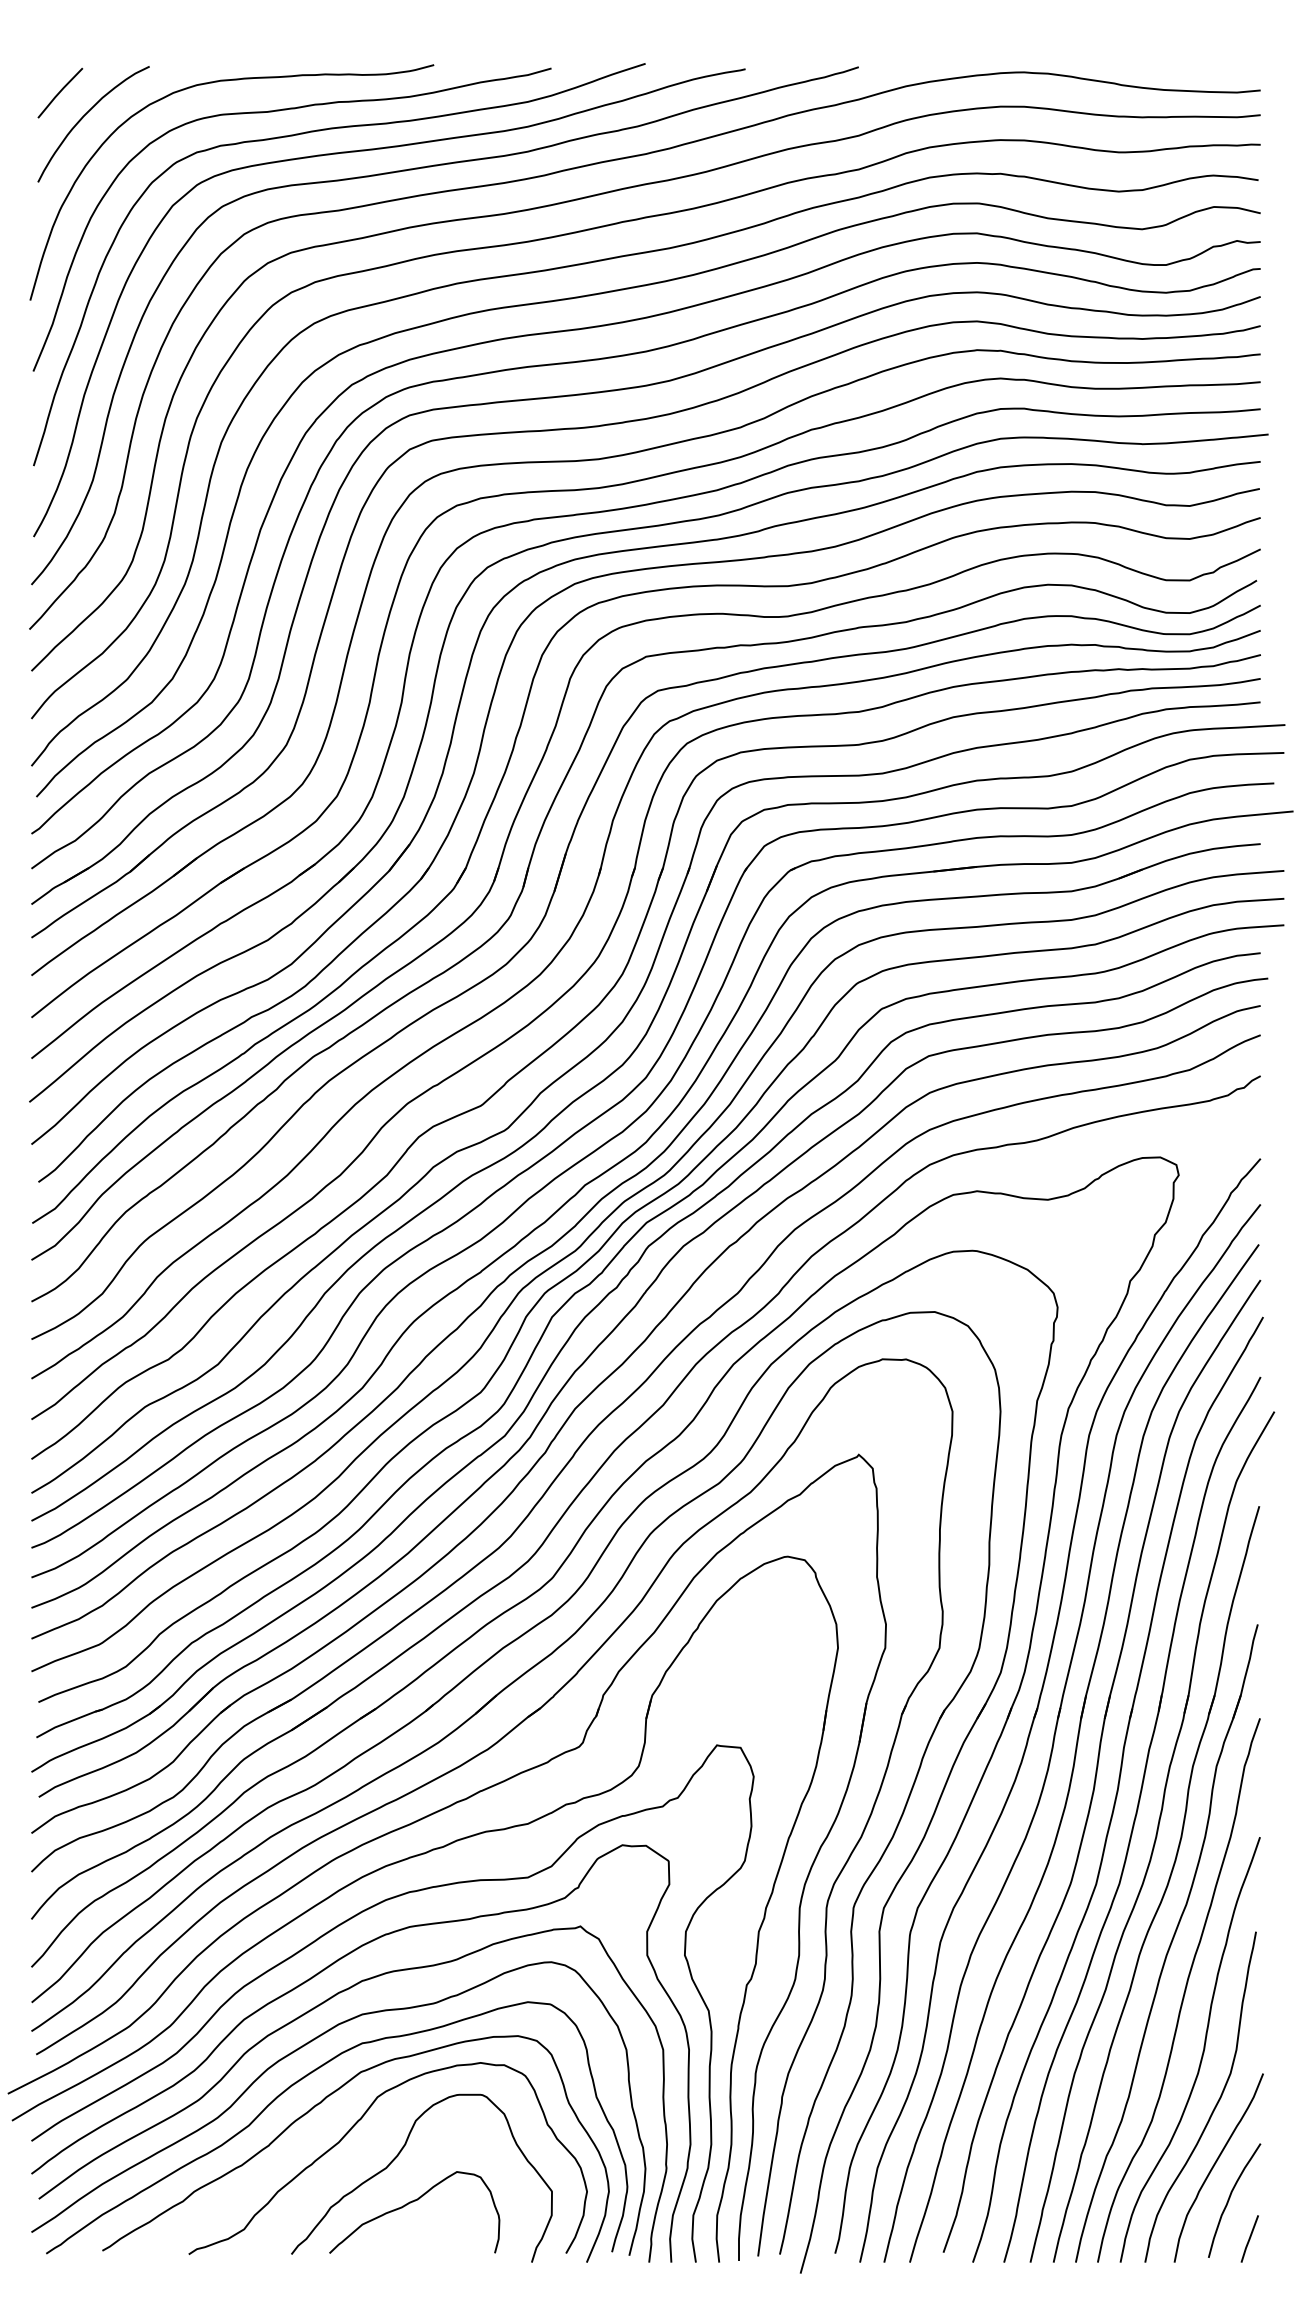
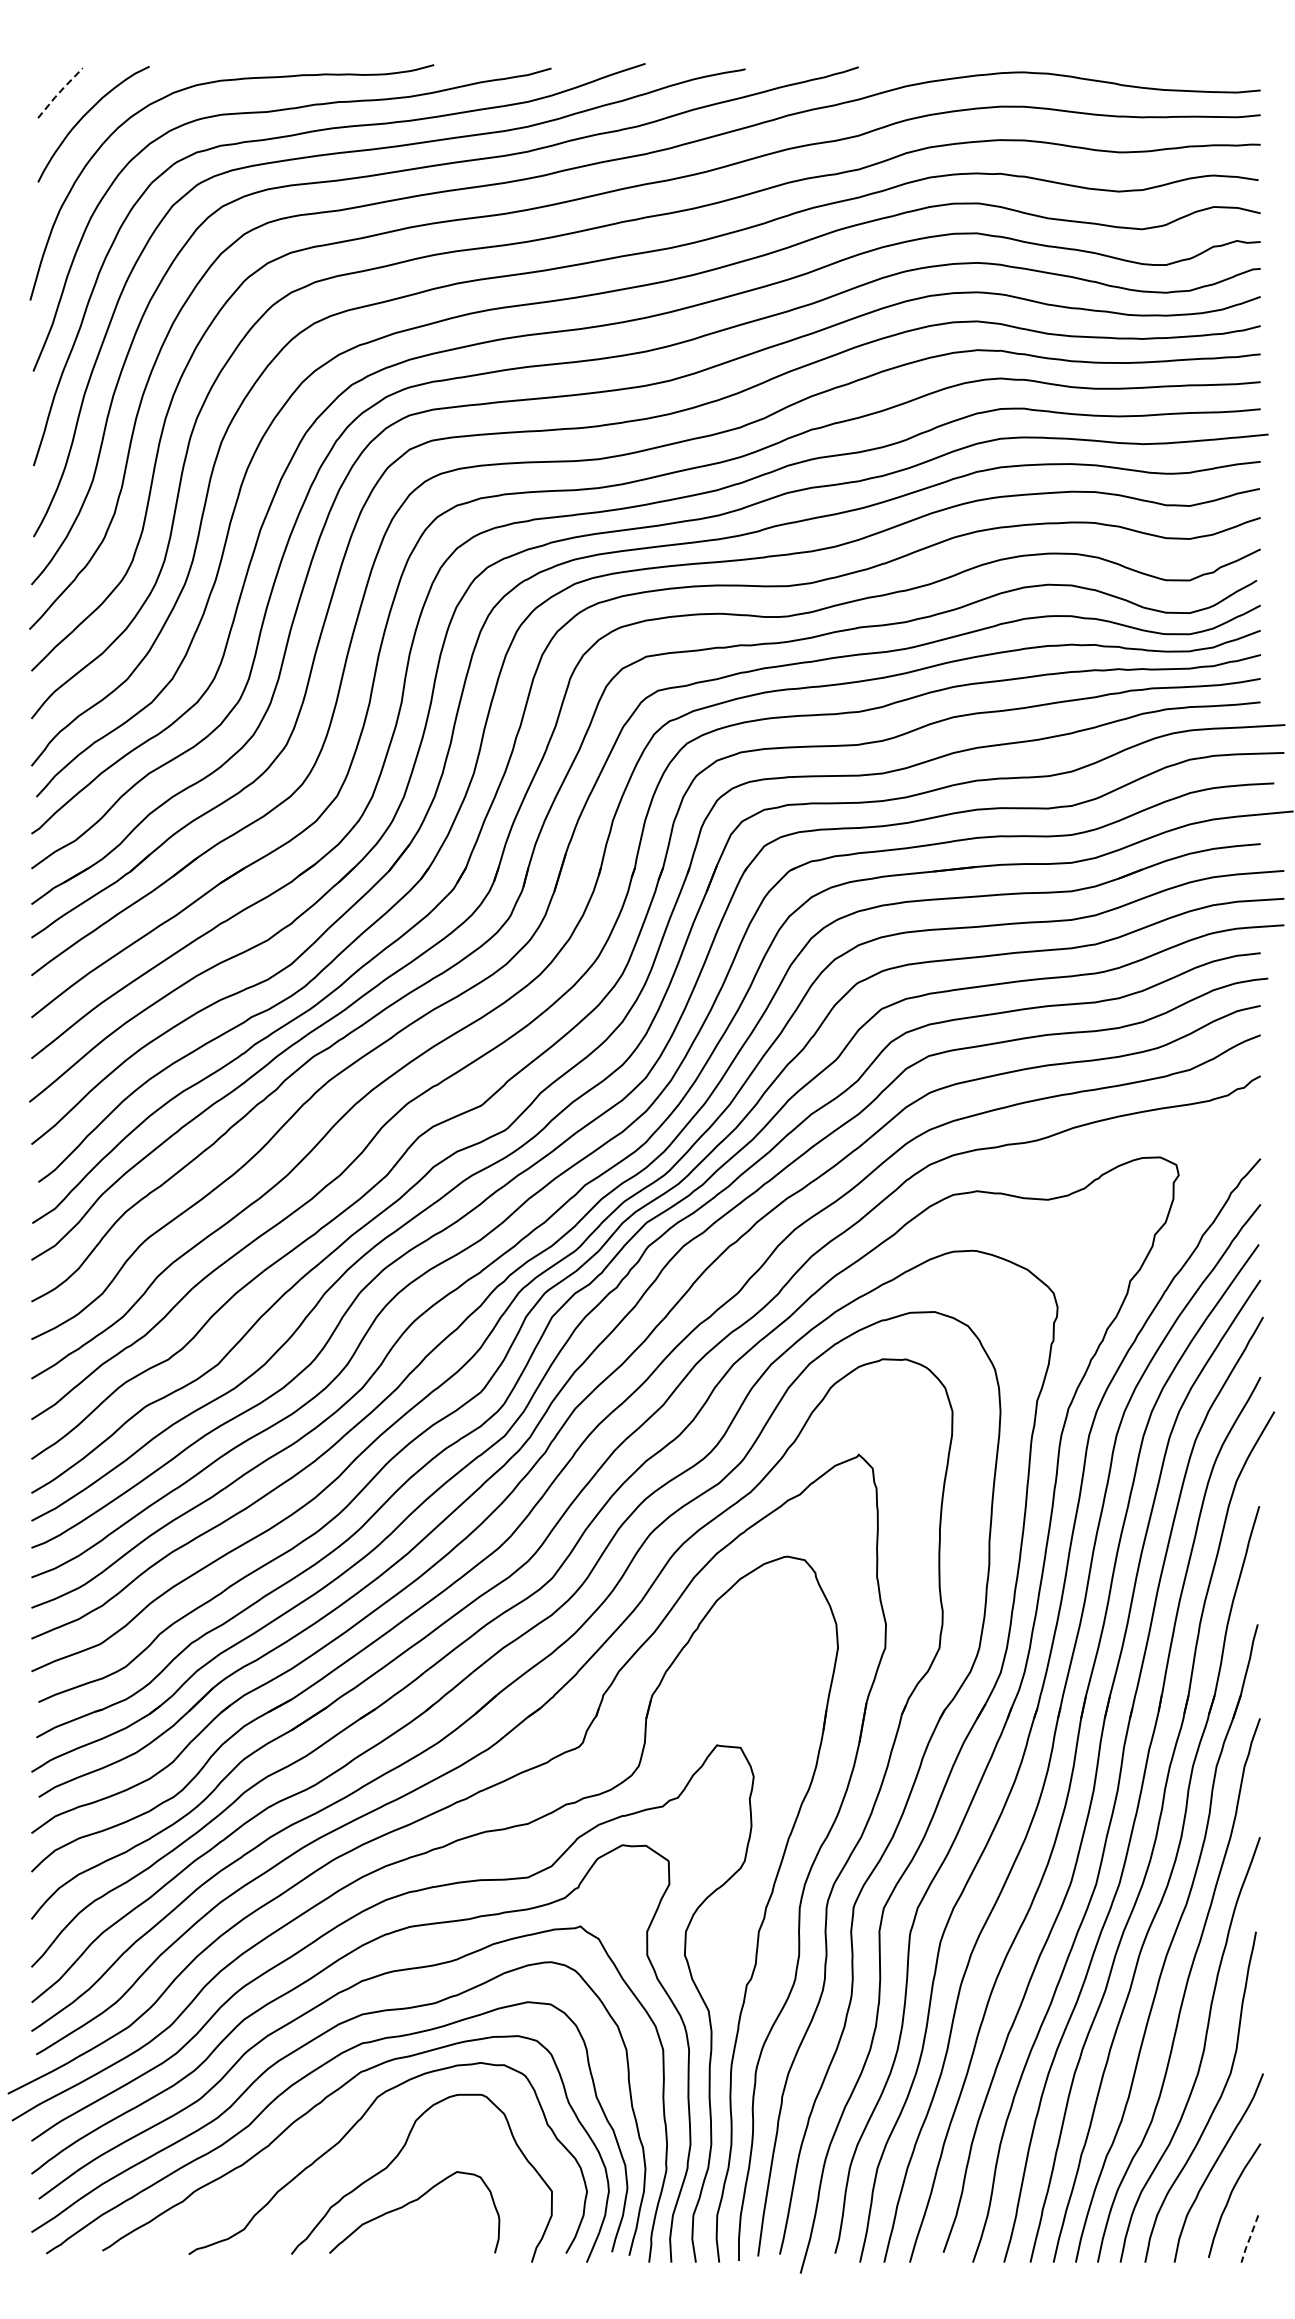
line: solid -> dashed (59, 92)
line: solid -> dashed (1249, 2239)
